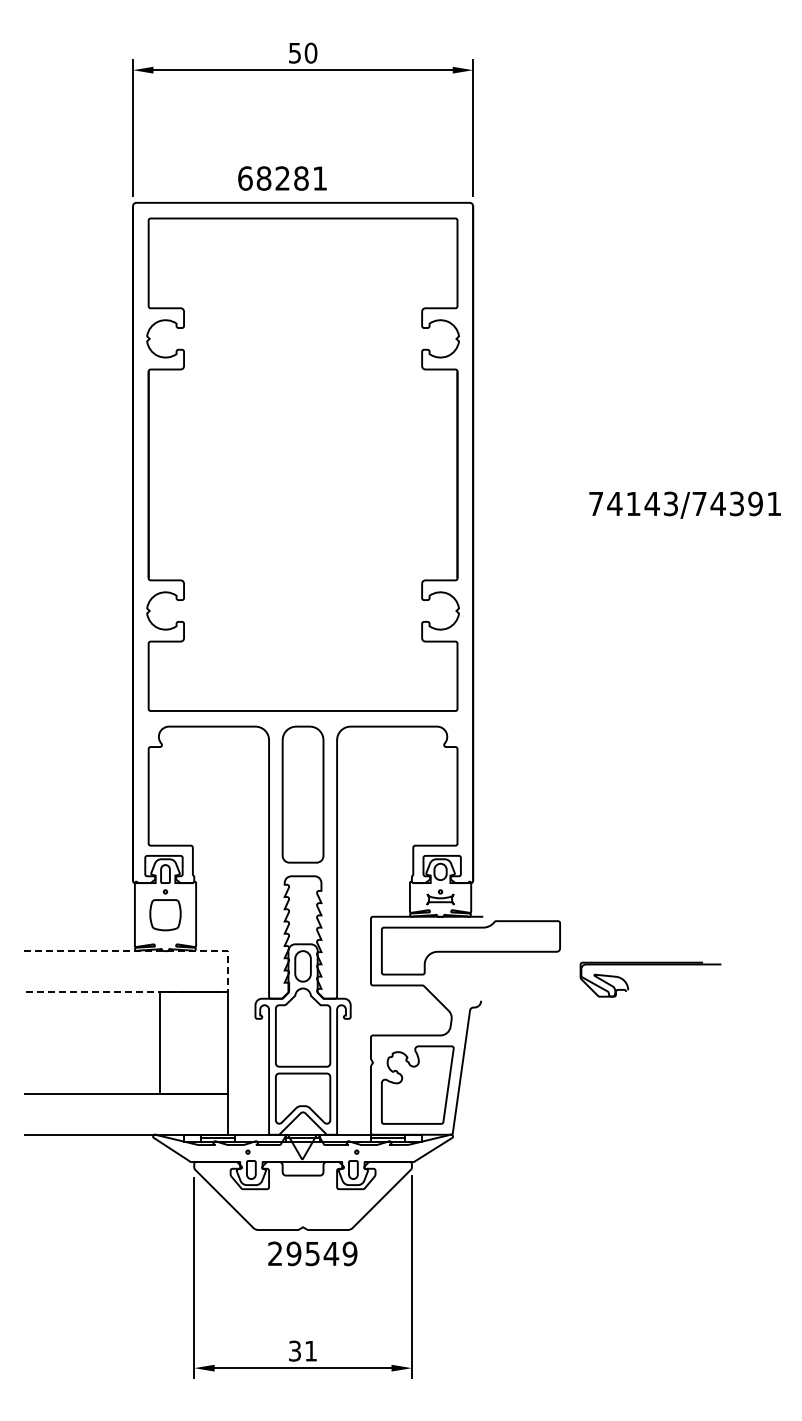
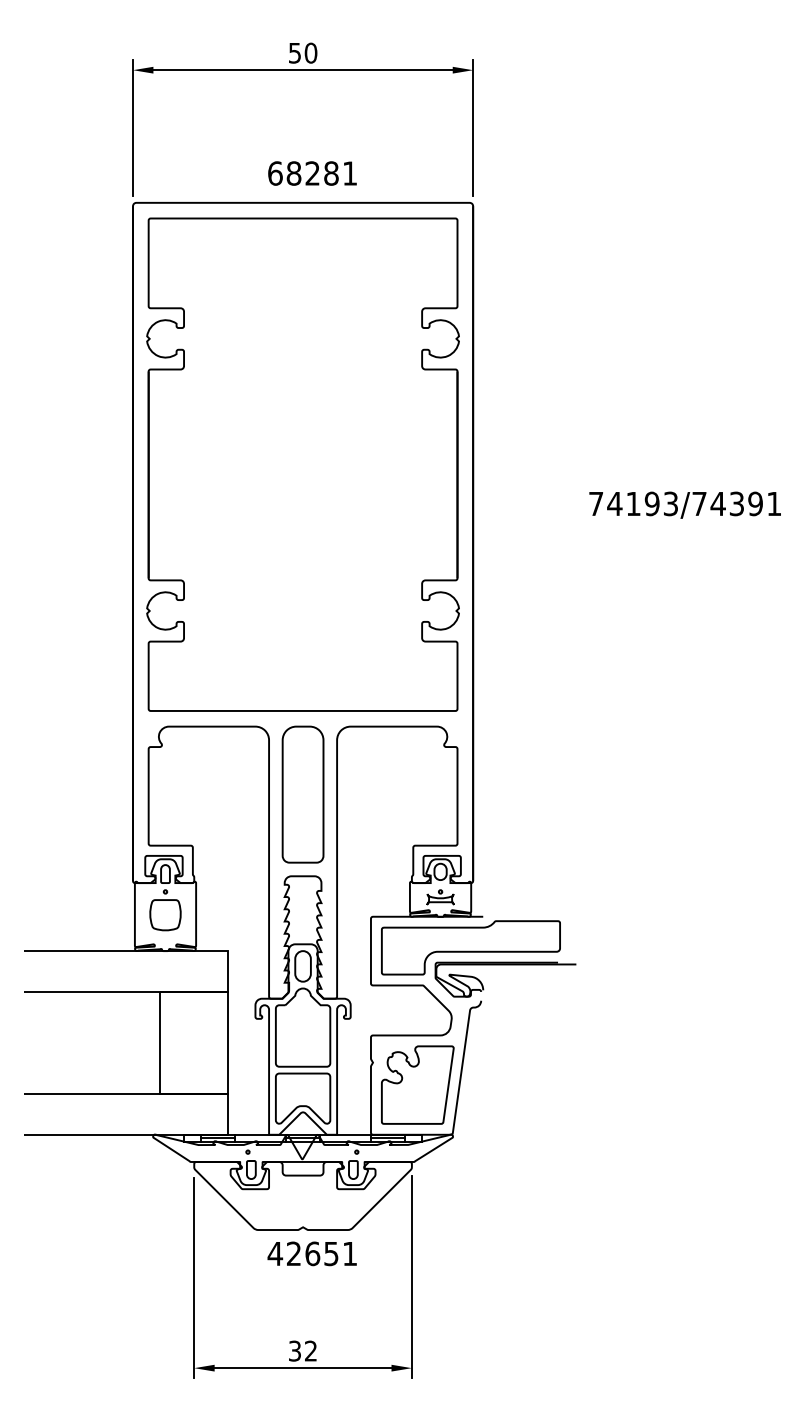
text position: (282, 178) -> (312, 173) (312, 173)
text: 74143/74391 -> 74193/74391 (651, 503)
part position: (650, 965) -> (505, 965) (505, 965)
line: dashed -> solid (228, 972)
text: 29549 -> 42651 (312, 1253)
text: 31 -> 32 (310, 1350)
